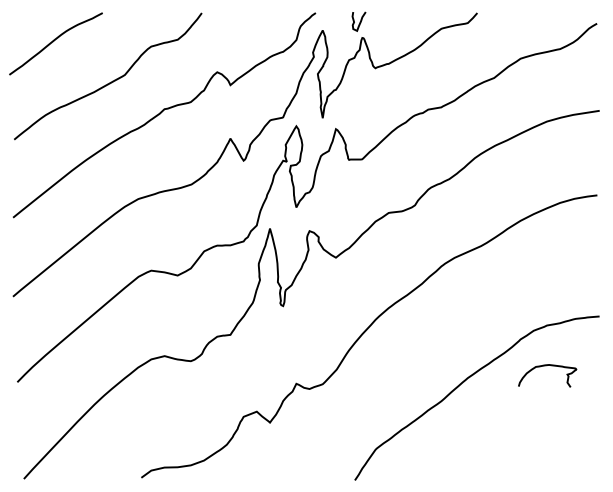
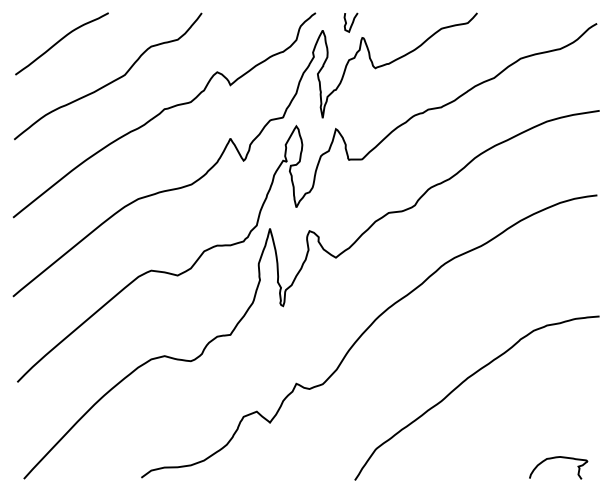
curve position: (359, 22) -> (351, 23) (351, 23)
curve position: (54, 41) -> (60, 41) (60, 41)
curve position: (546, 366) -> (557, 458) (557, 458)
